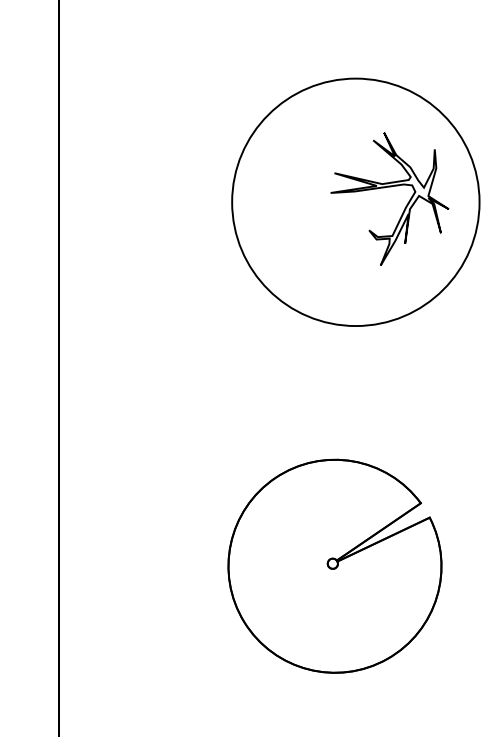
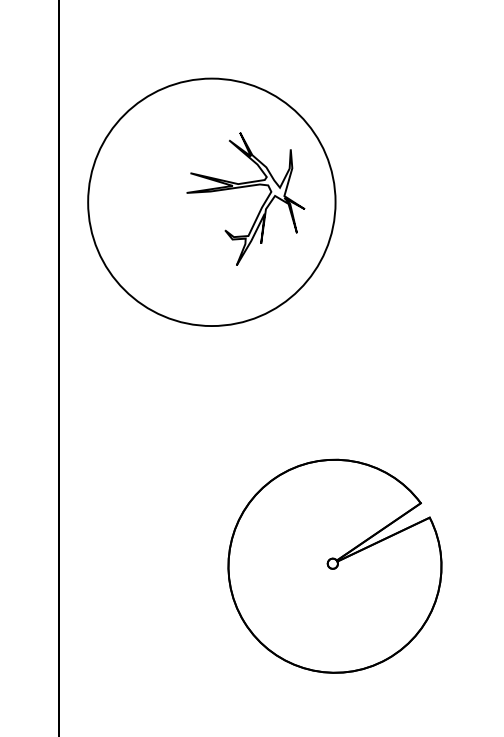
part position: (355, 201) -> (211, 201) (211, 201)
